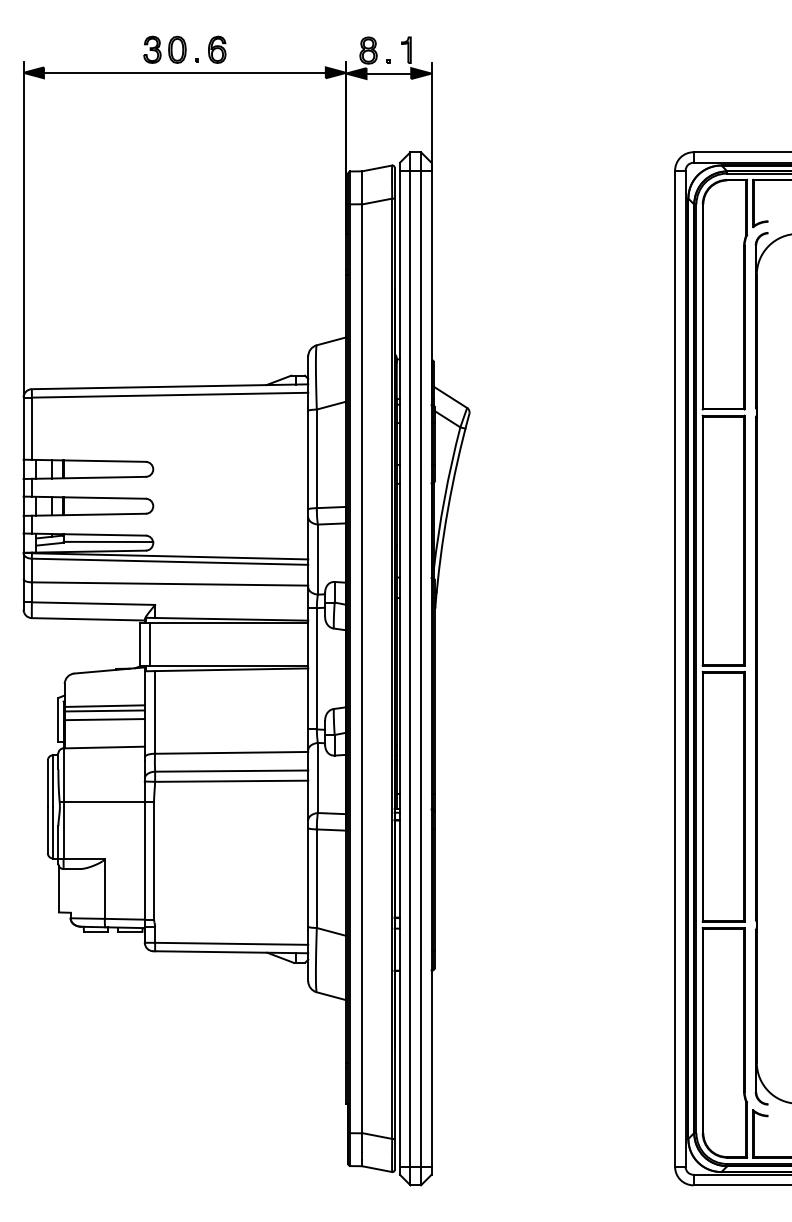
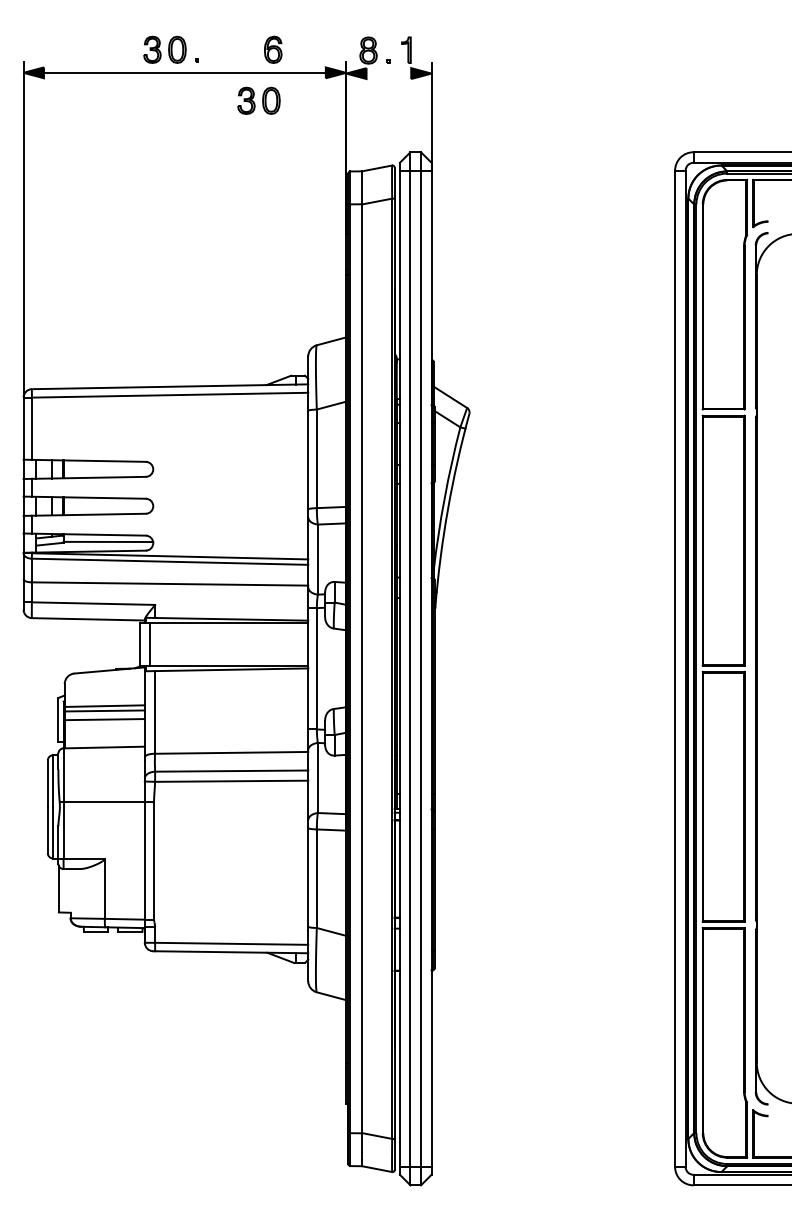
part position: (217, 49) -> (273, 49) (273, 49)
line: present -> none (388, 73)
part: none -> present (258, 100)
